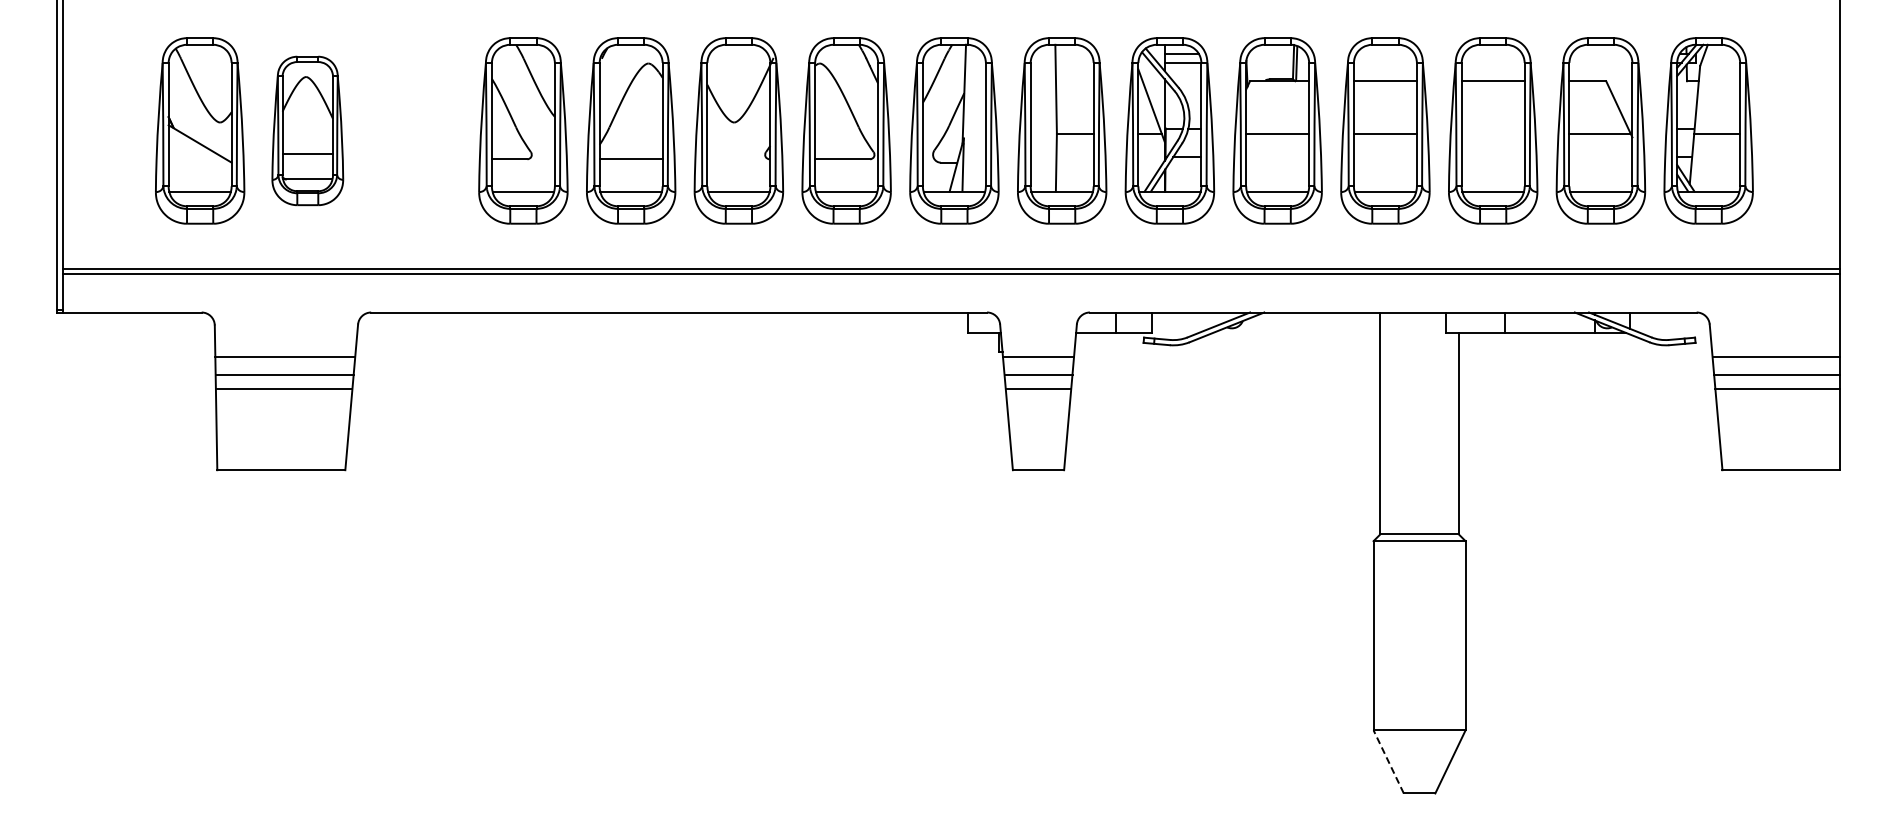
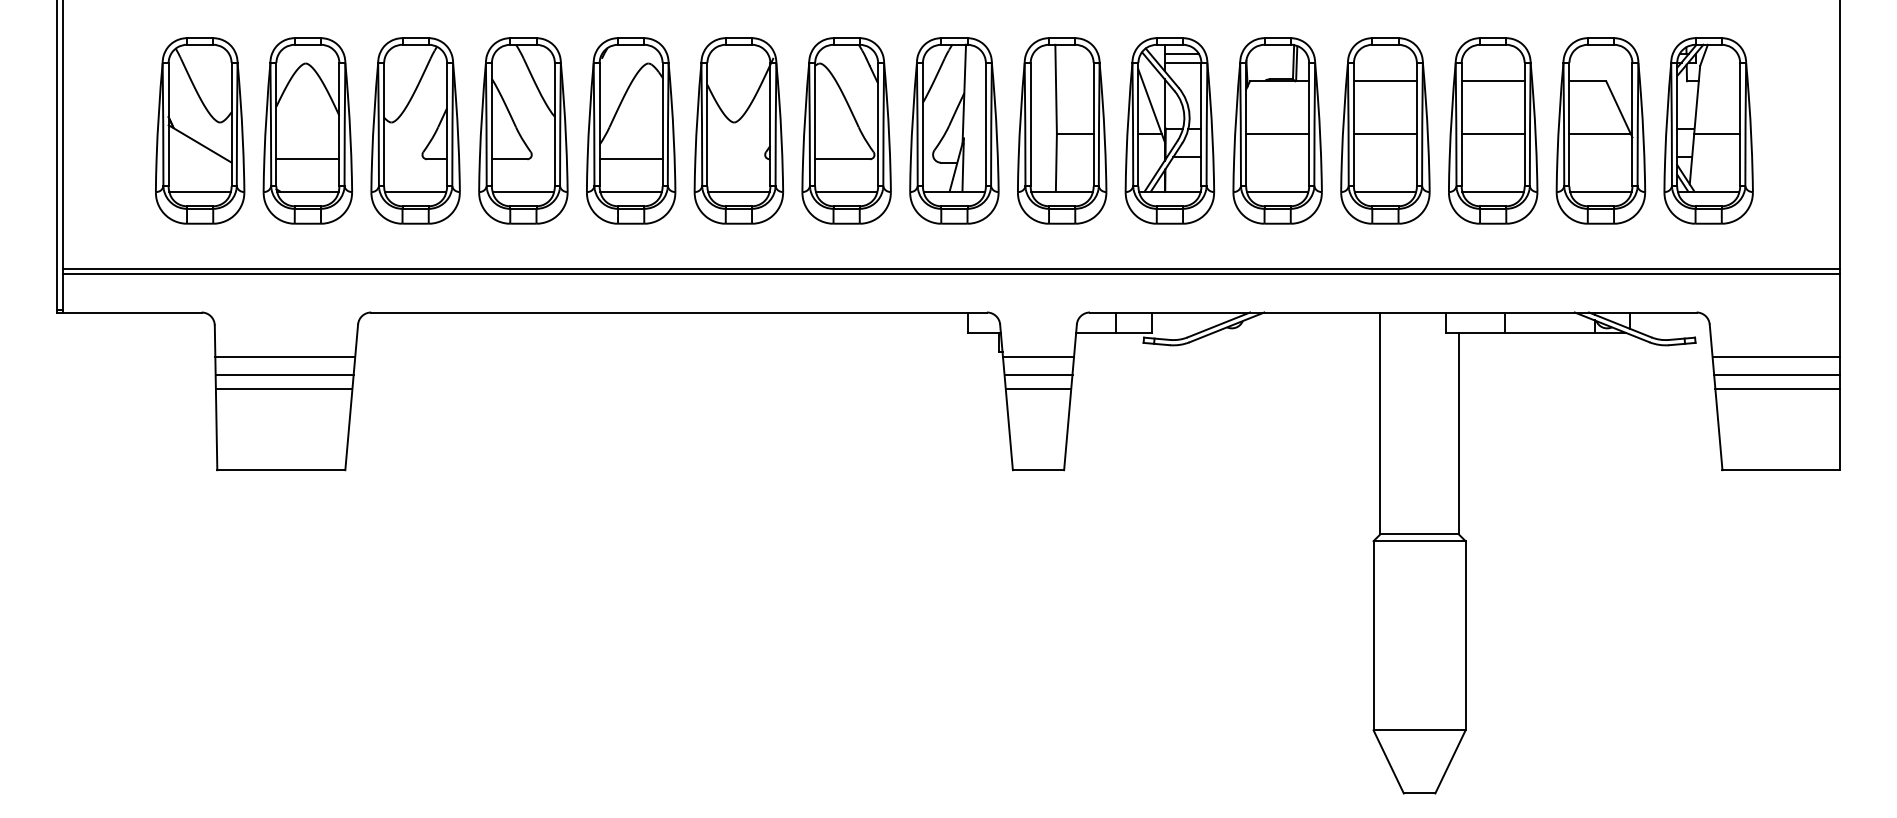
part size: 74x152 px -> 91x188 px (307, 130)
part: none -> present (415, 130)
line: none -> present (1492, 133)
line: dashed -> solid (1388, 761)
